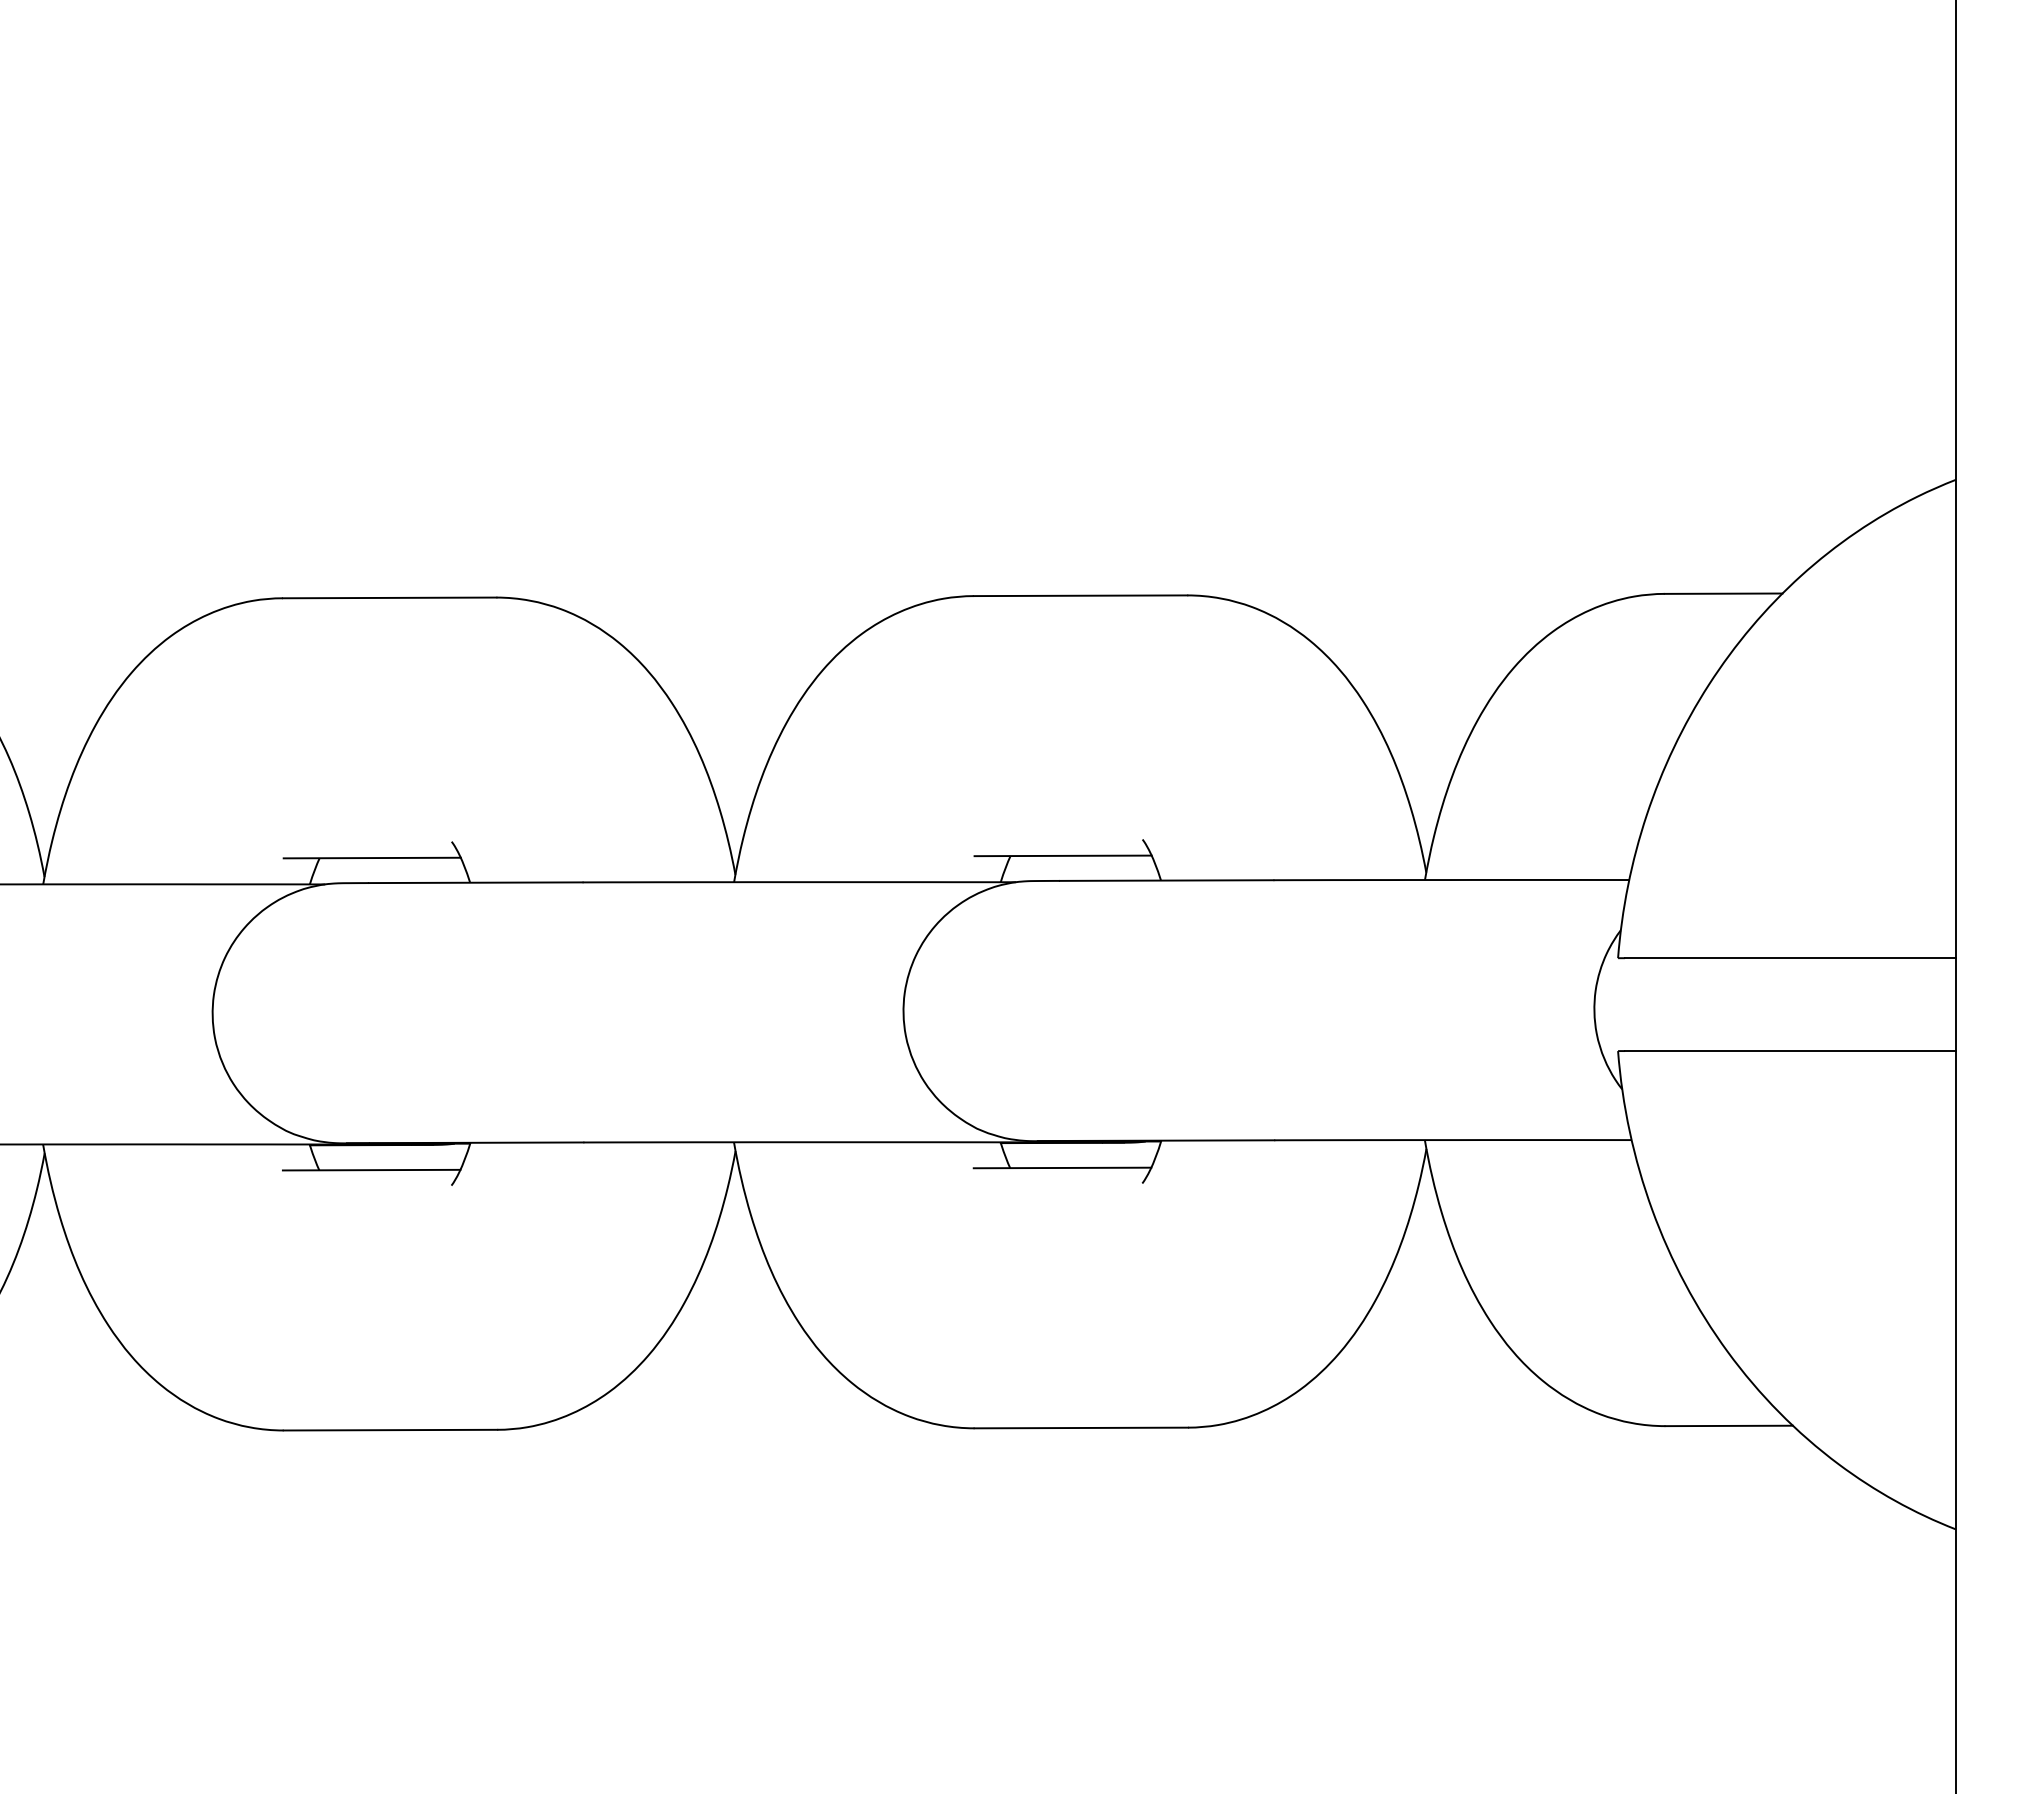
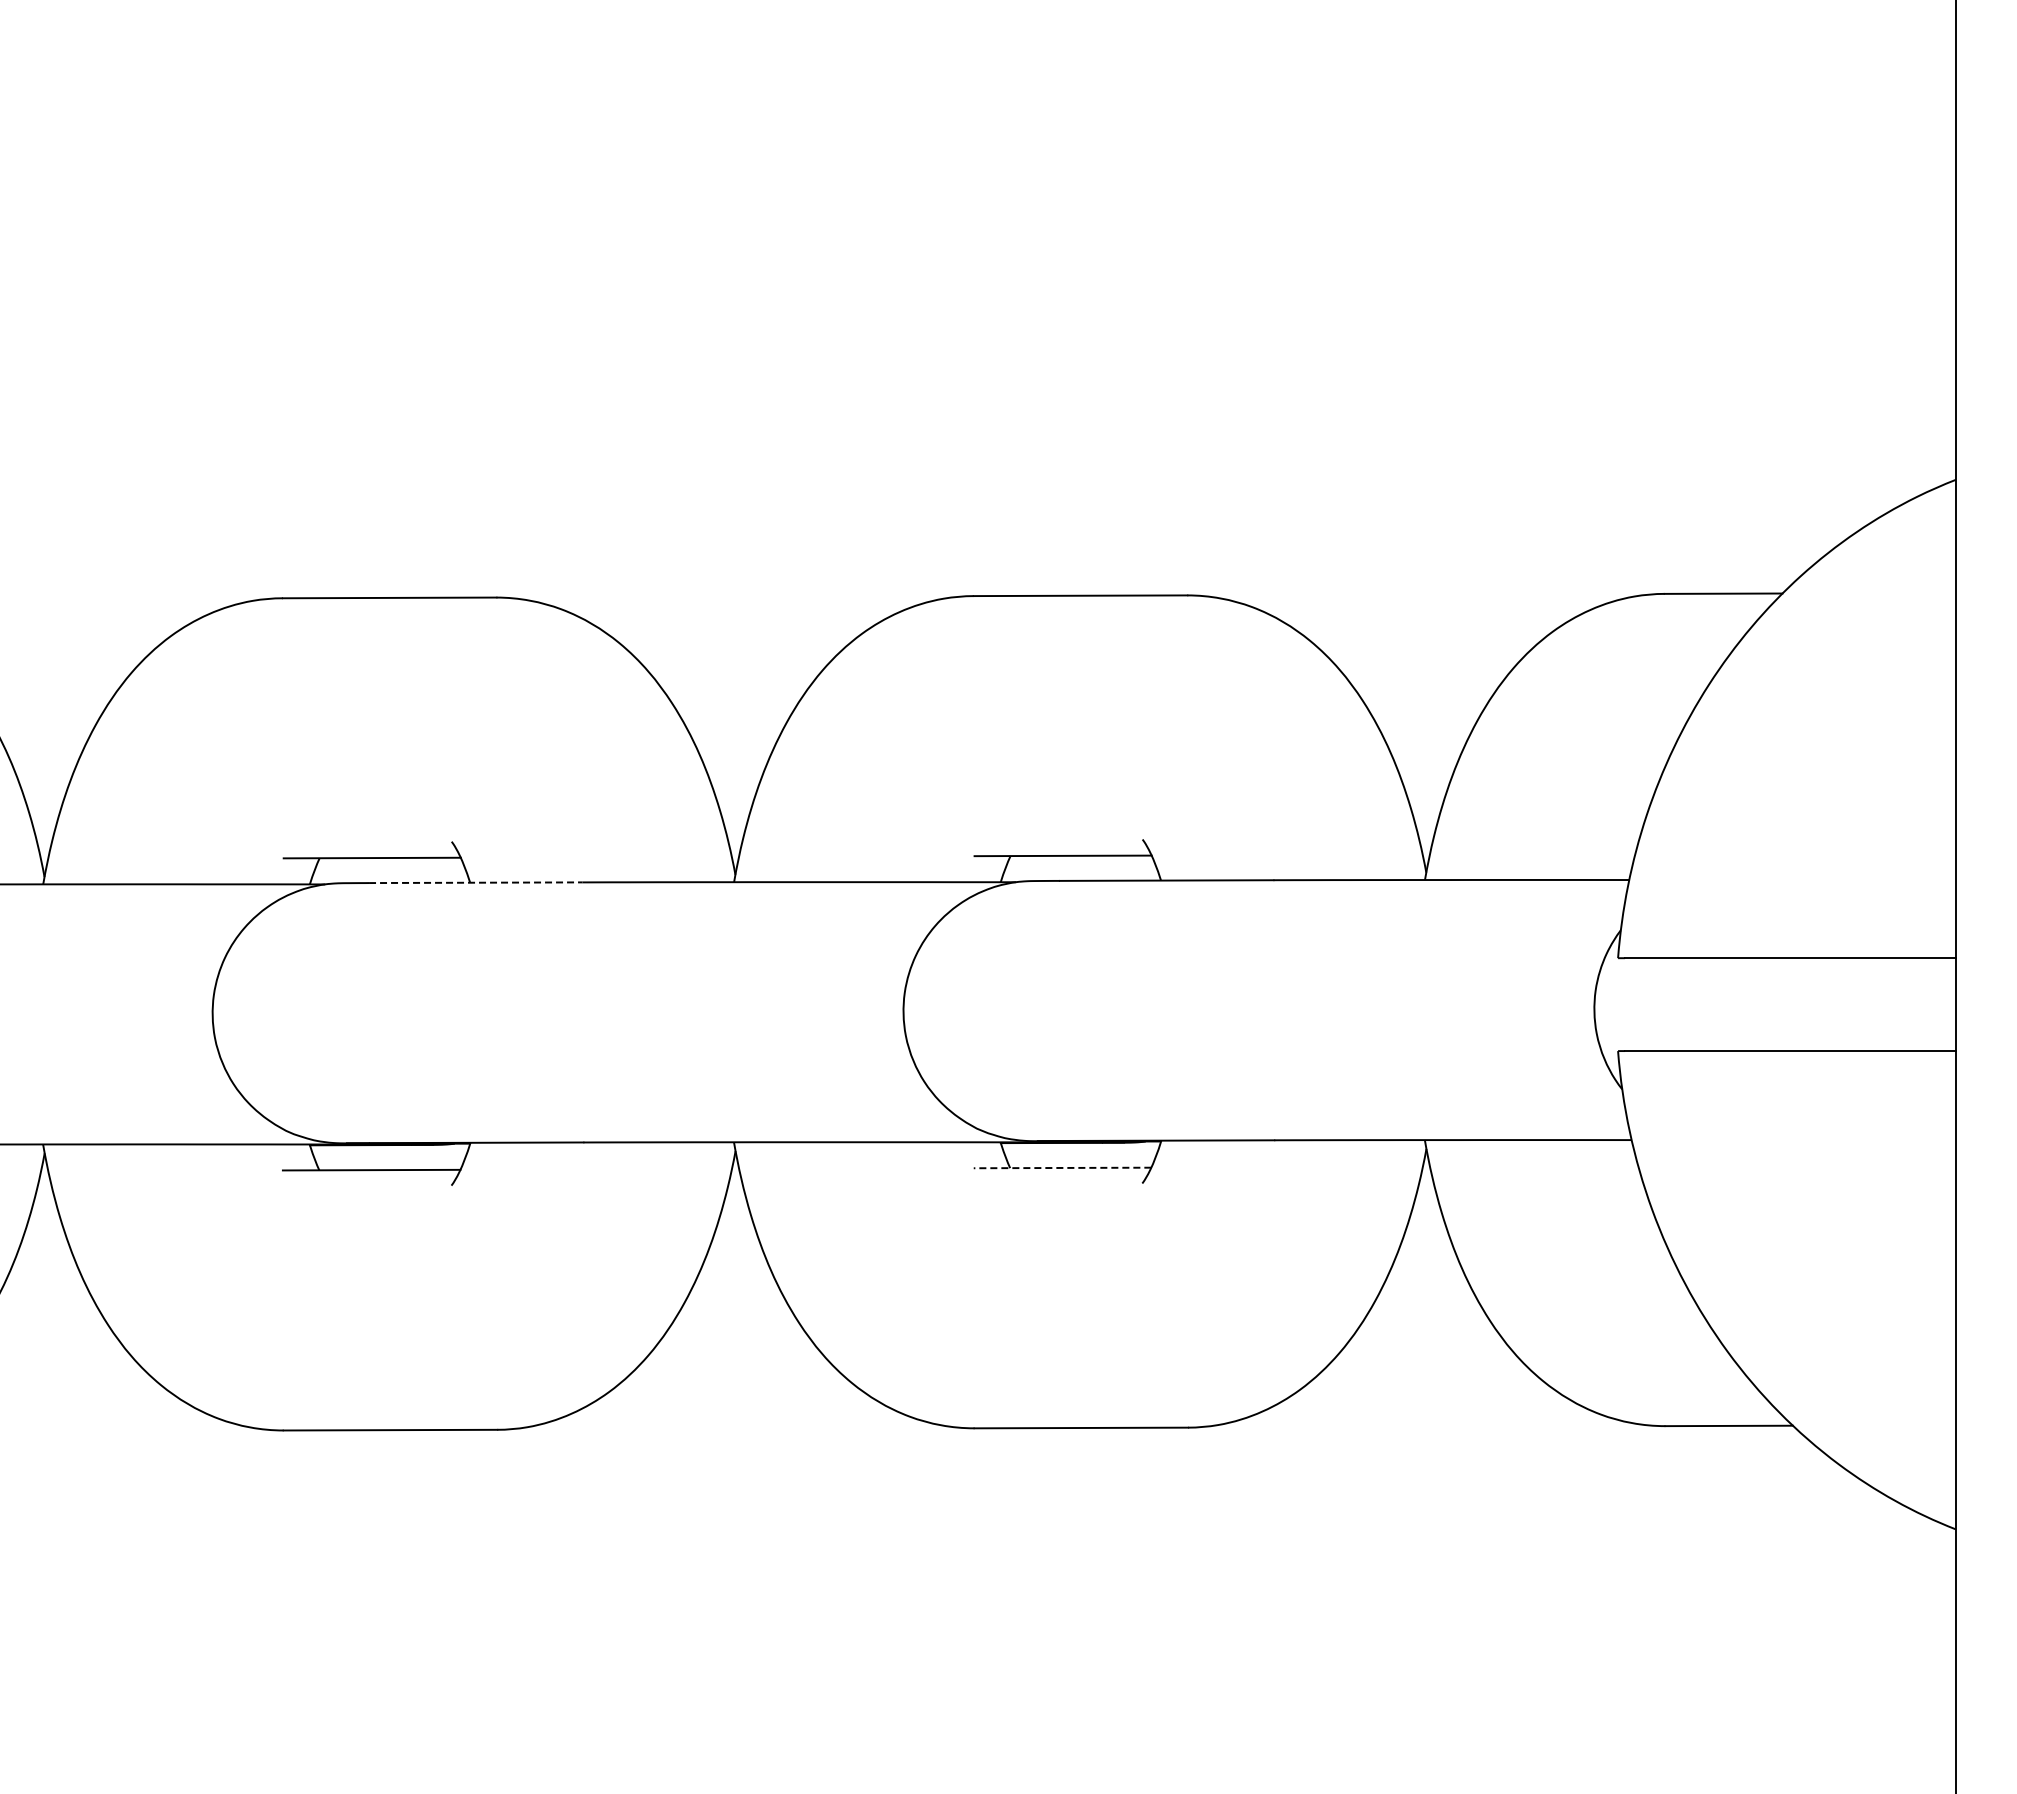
line: solid -> dashed (475, 882)
line: solid -> dashed (1062, 1167)
